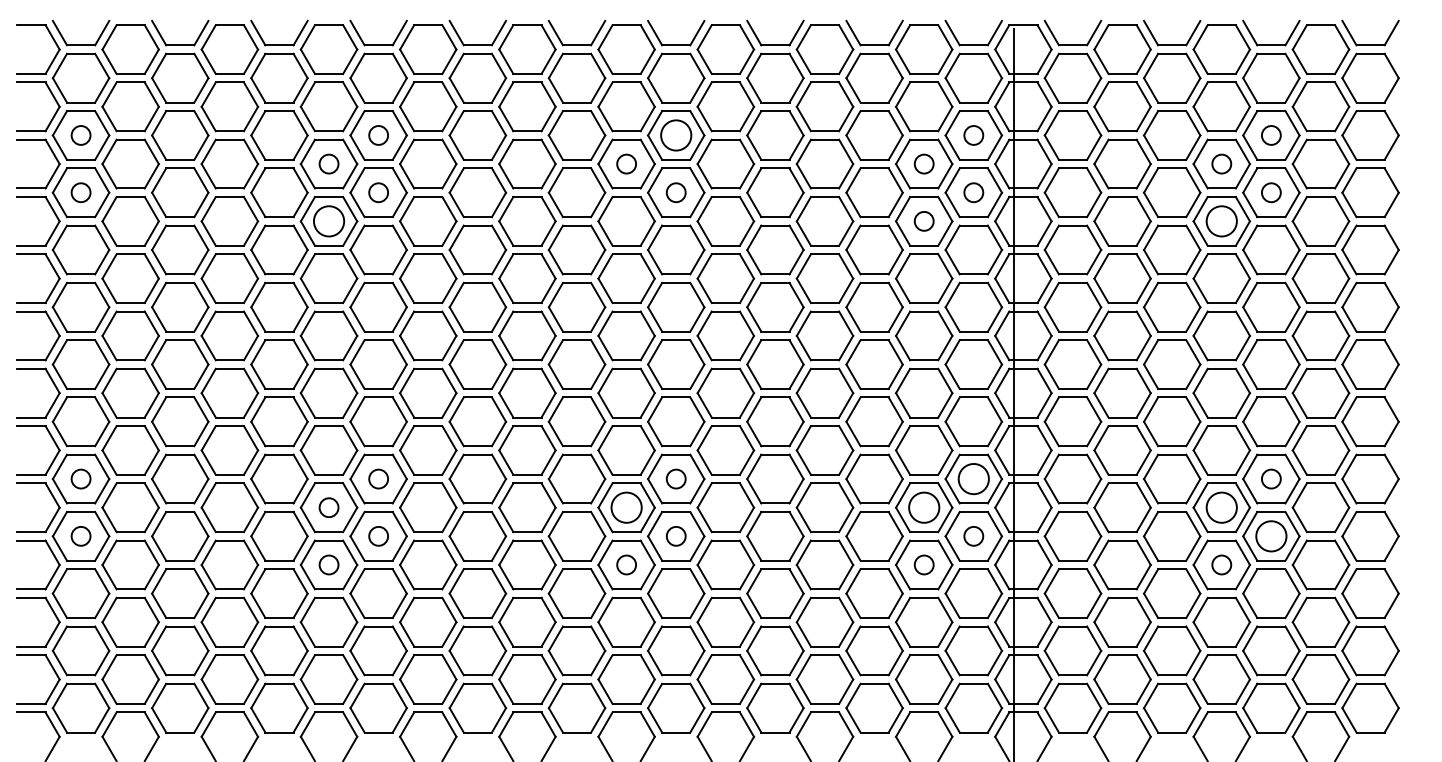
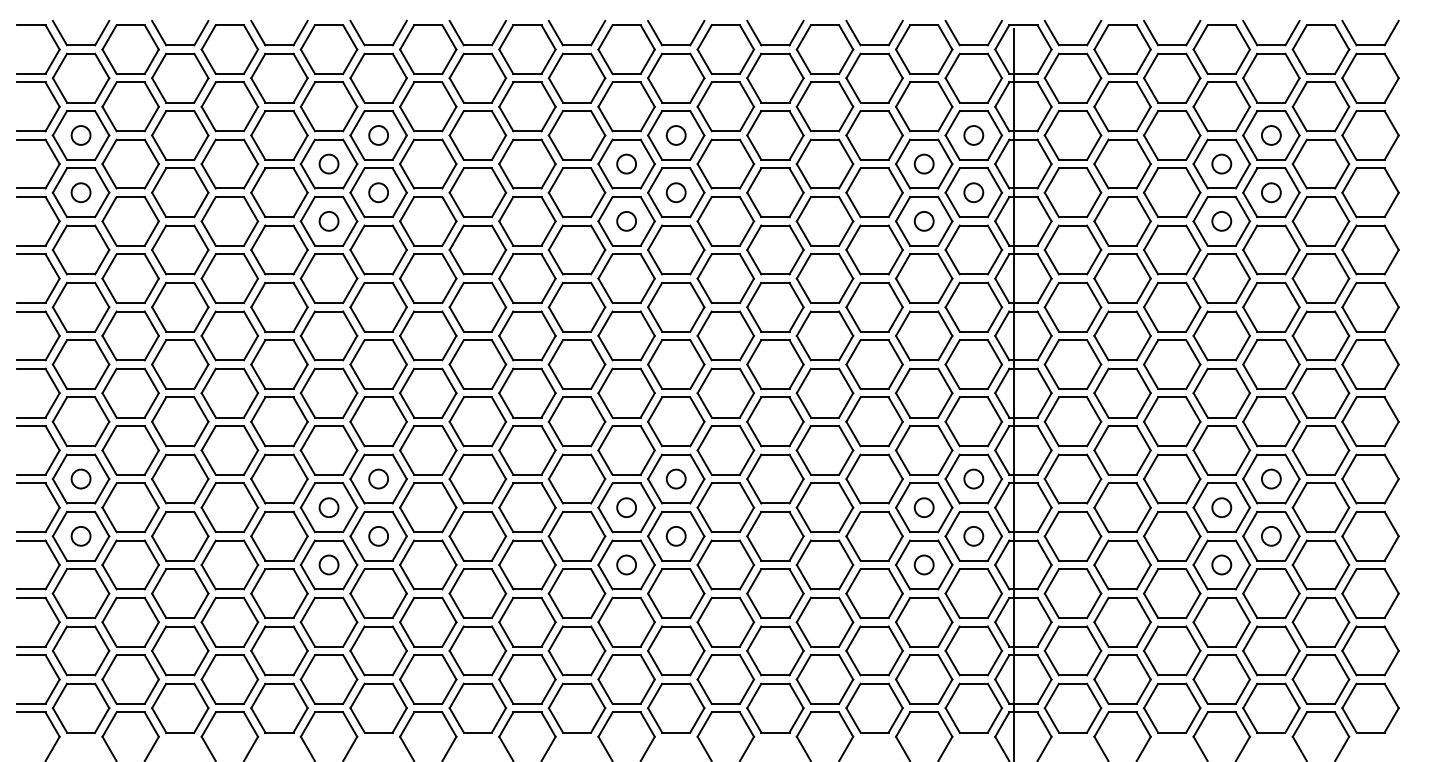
circle diameter: 30 px -> 19 px (675, 135)
circle diameter: 30 px -> 19 px (328, 220)
circle: none -> present (626, 221)
circle diameter: 30 px -> 19 px (1221, 220)
circle diameter: 30 px -> 19 px (973, 478)
circle diameter: 30 px -> 19 px (626, 507)
circle diameter: 30 px -> 19 px (923, 507)
circle diameter: 30 px -> 19 px (1221, 507)
circle diameter: 30 px -> 19 px (1270, 535)
